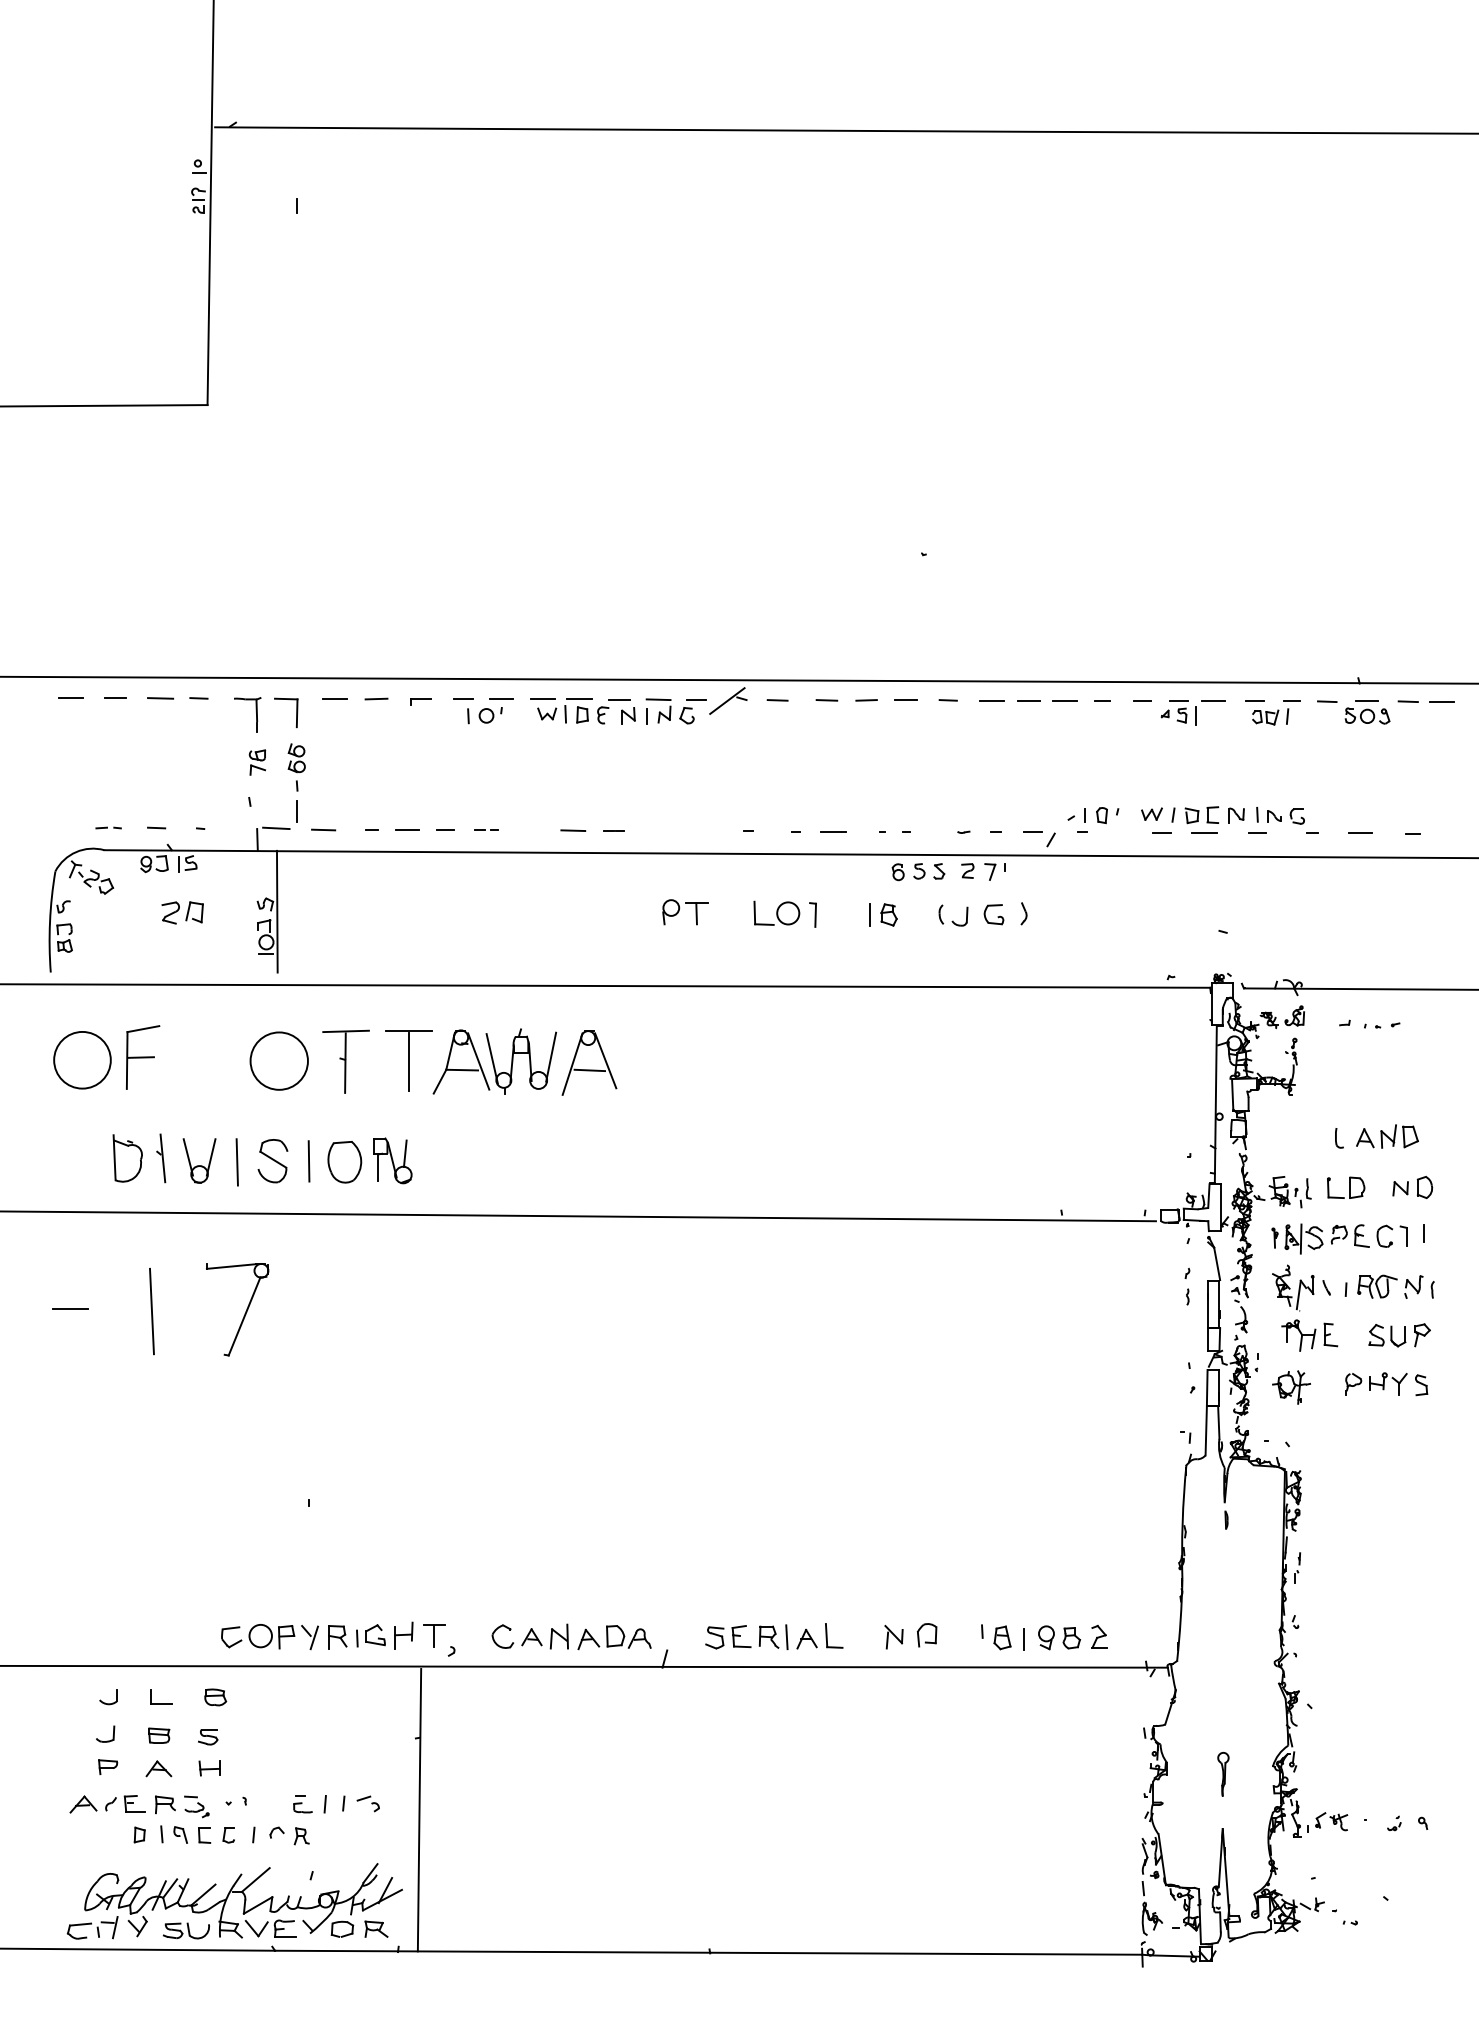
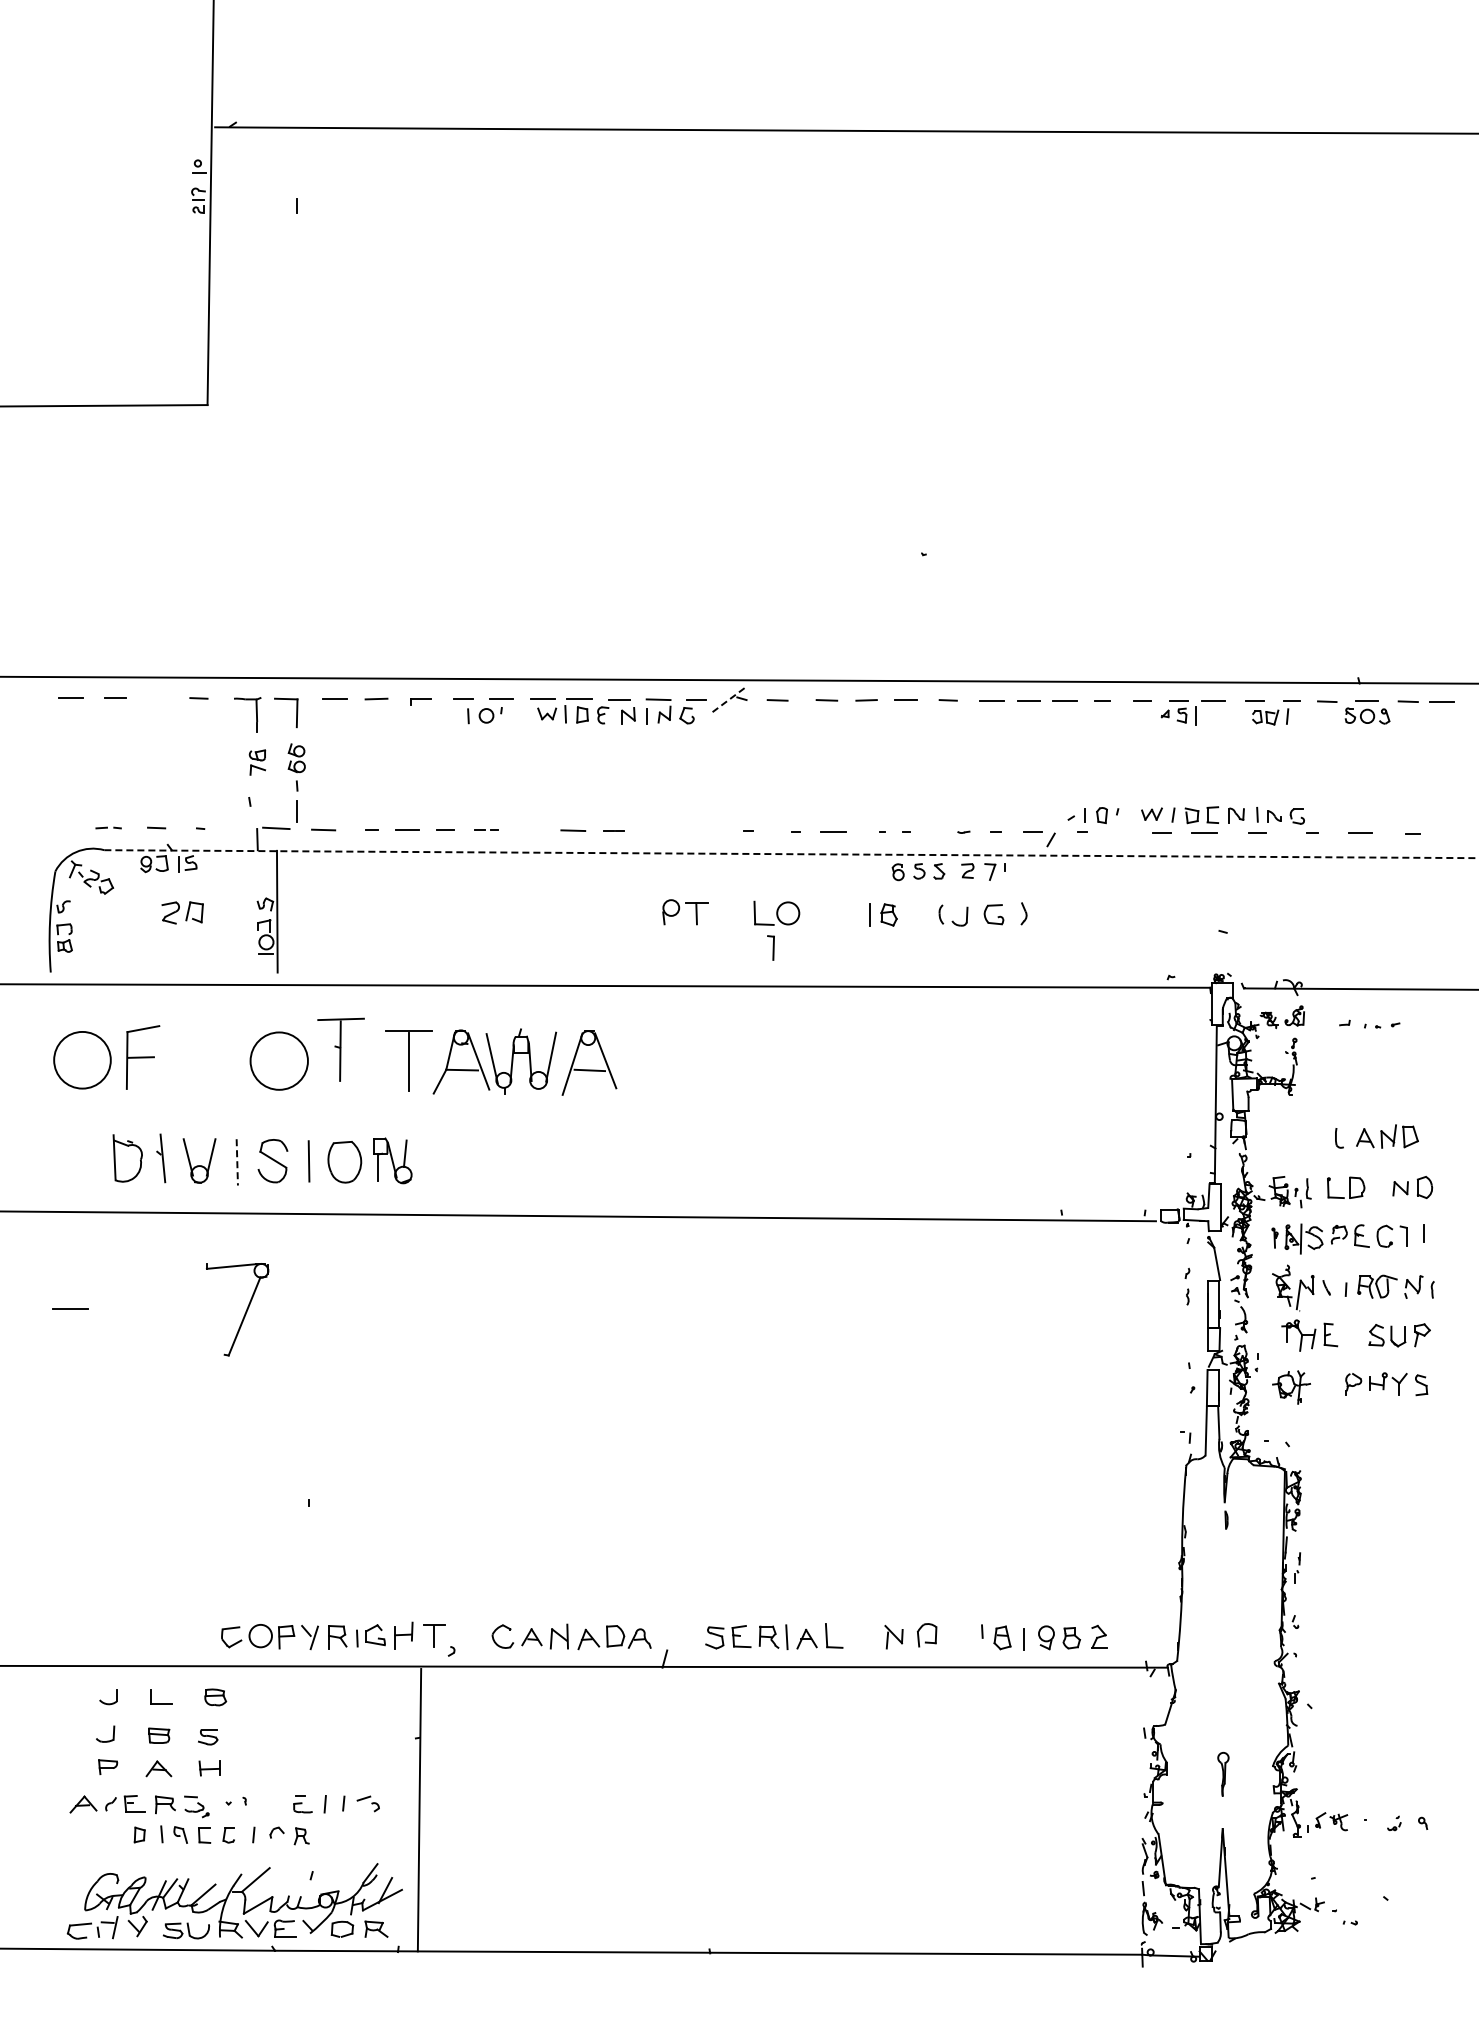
line: present -> none (160, 698)
line: solid -> dashed (726, 701)
line: solid -> dashed (792, 854)
part position: (812, 914) -> (770, 947) (770, 947)
part position: (345, 1061) -> (340, 1049) (340, 1049)
line: solid -> dashed (237, 1162)
line: present -> none (151, 1311)
